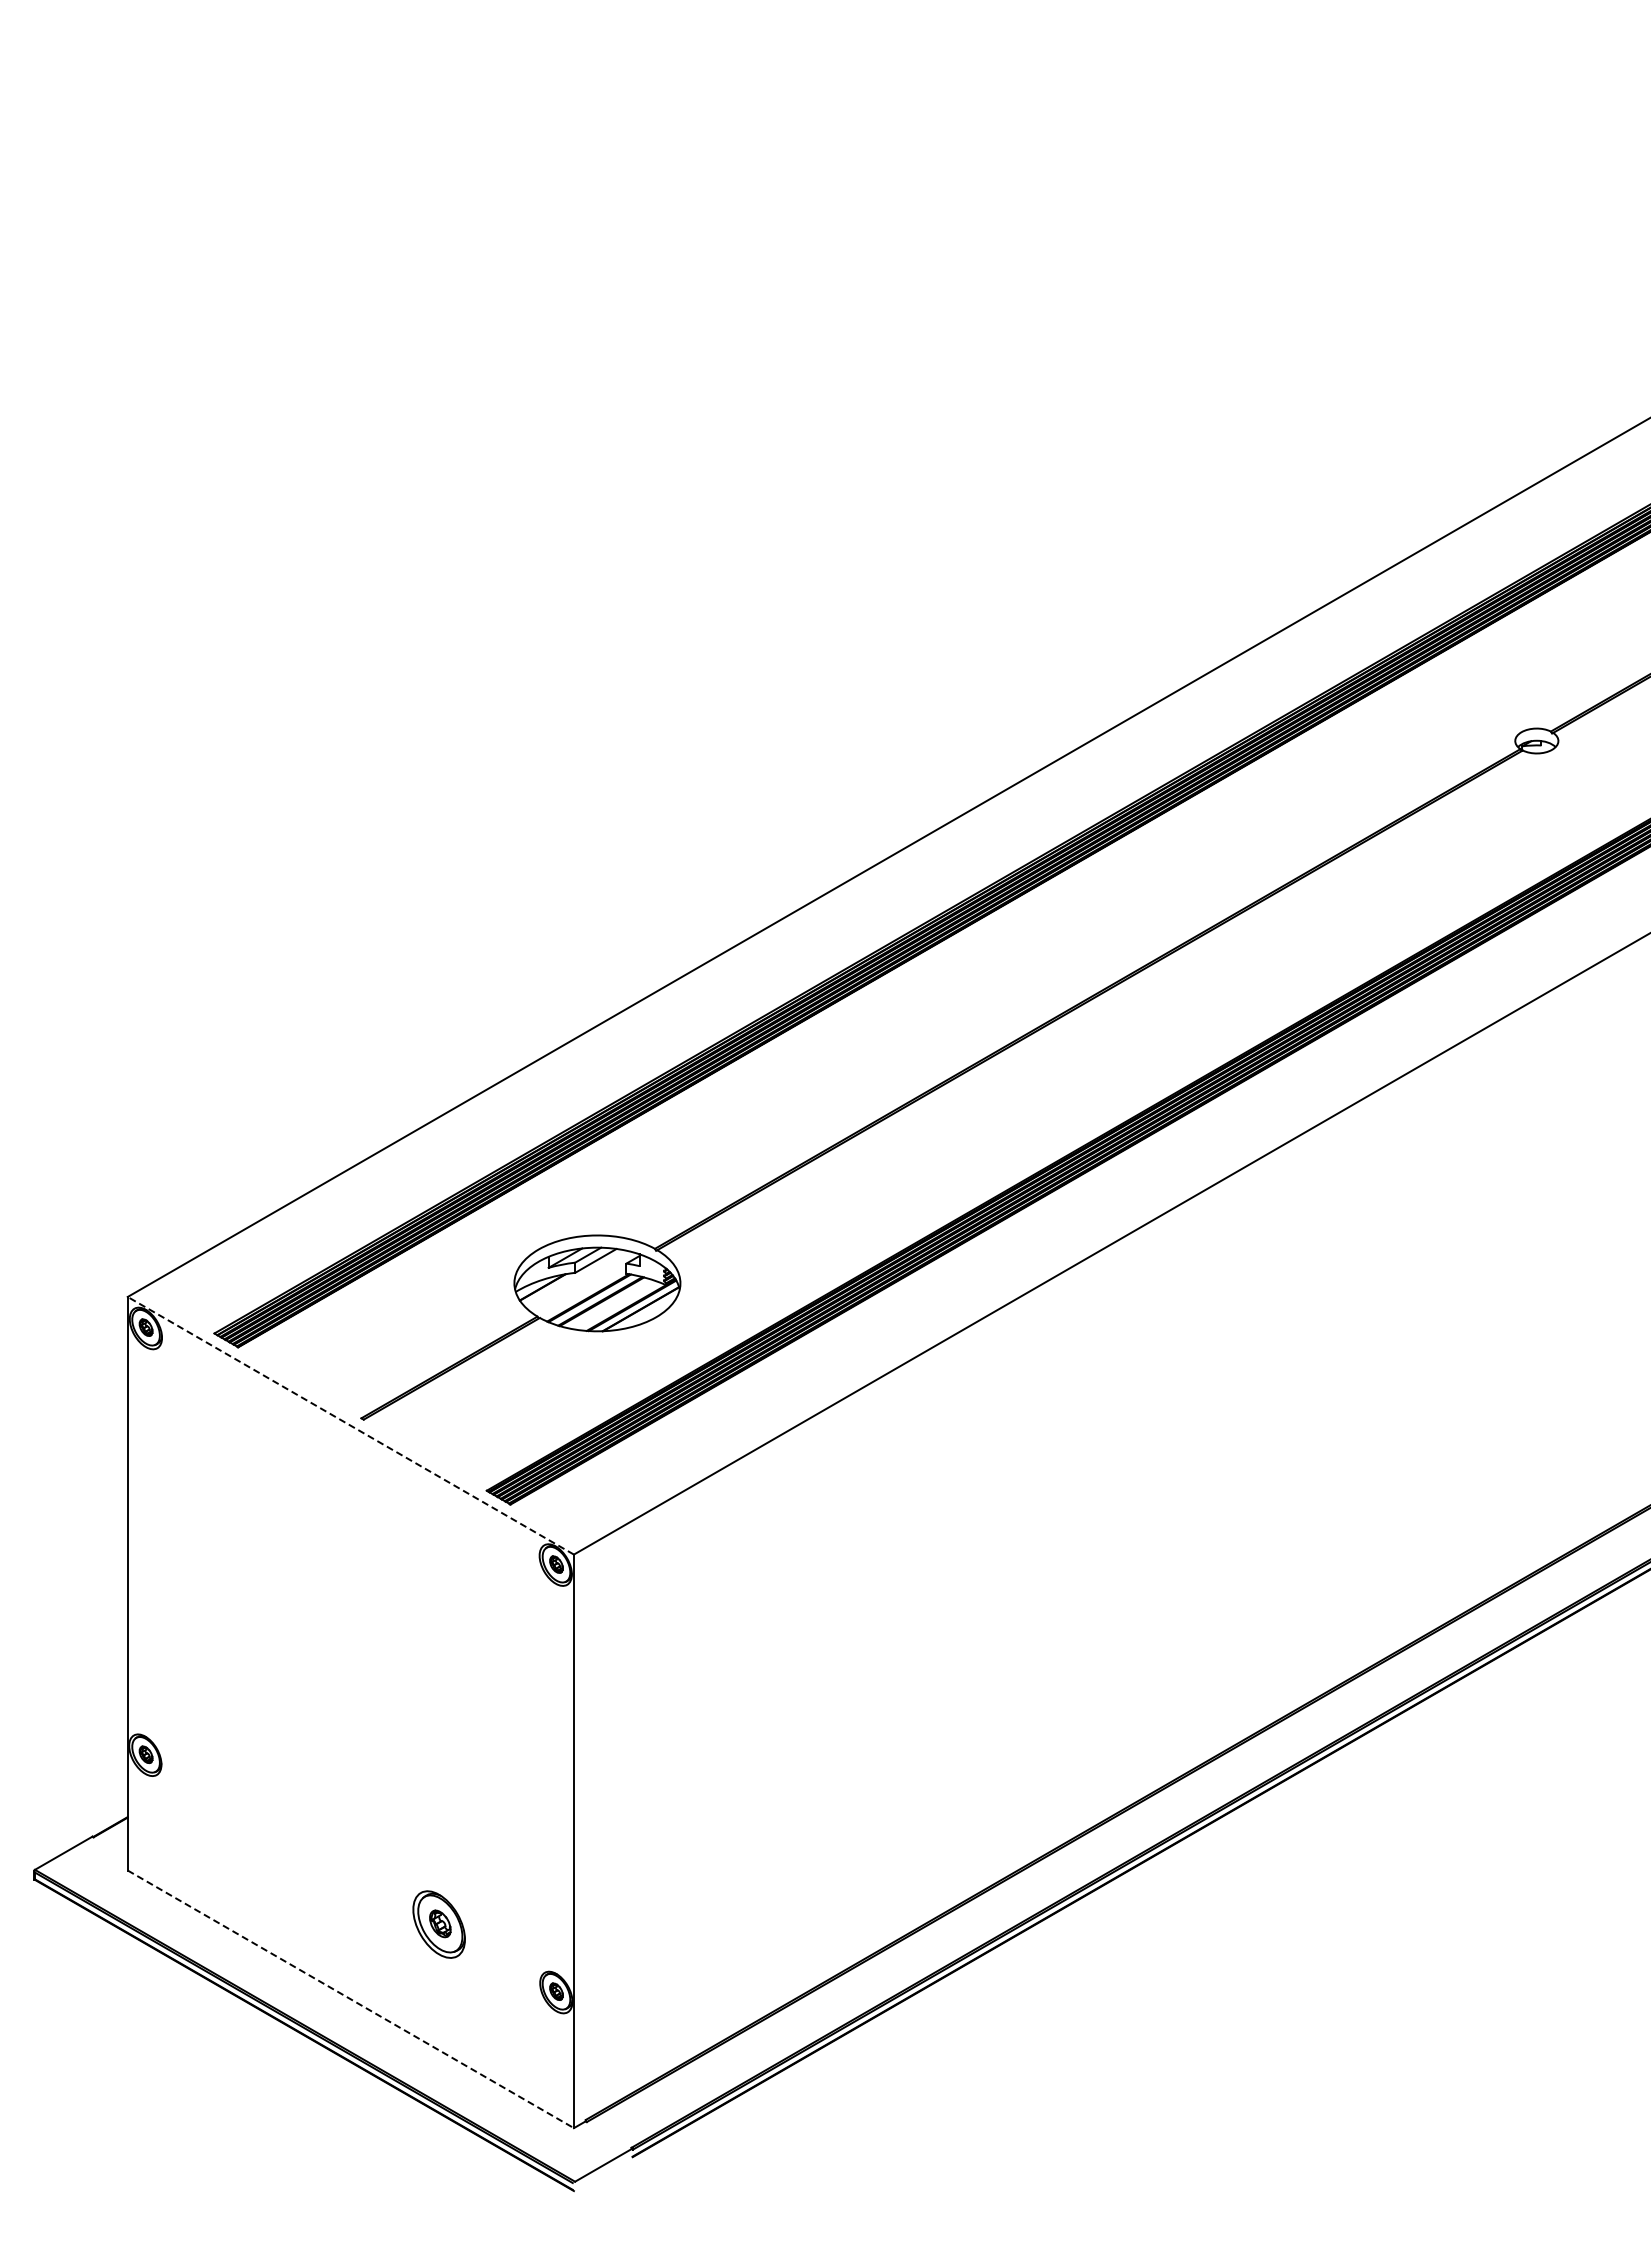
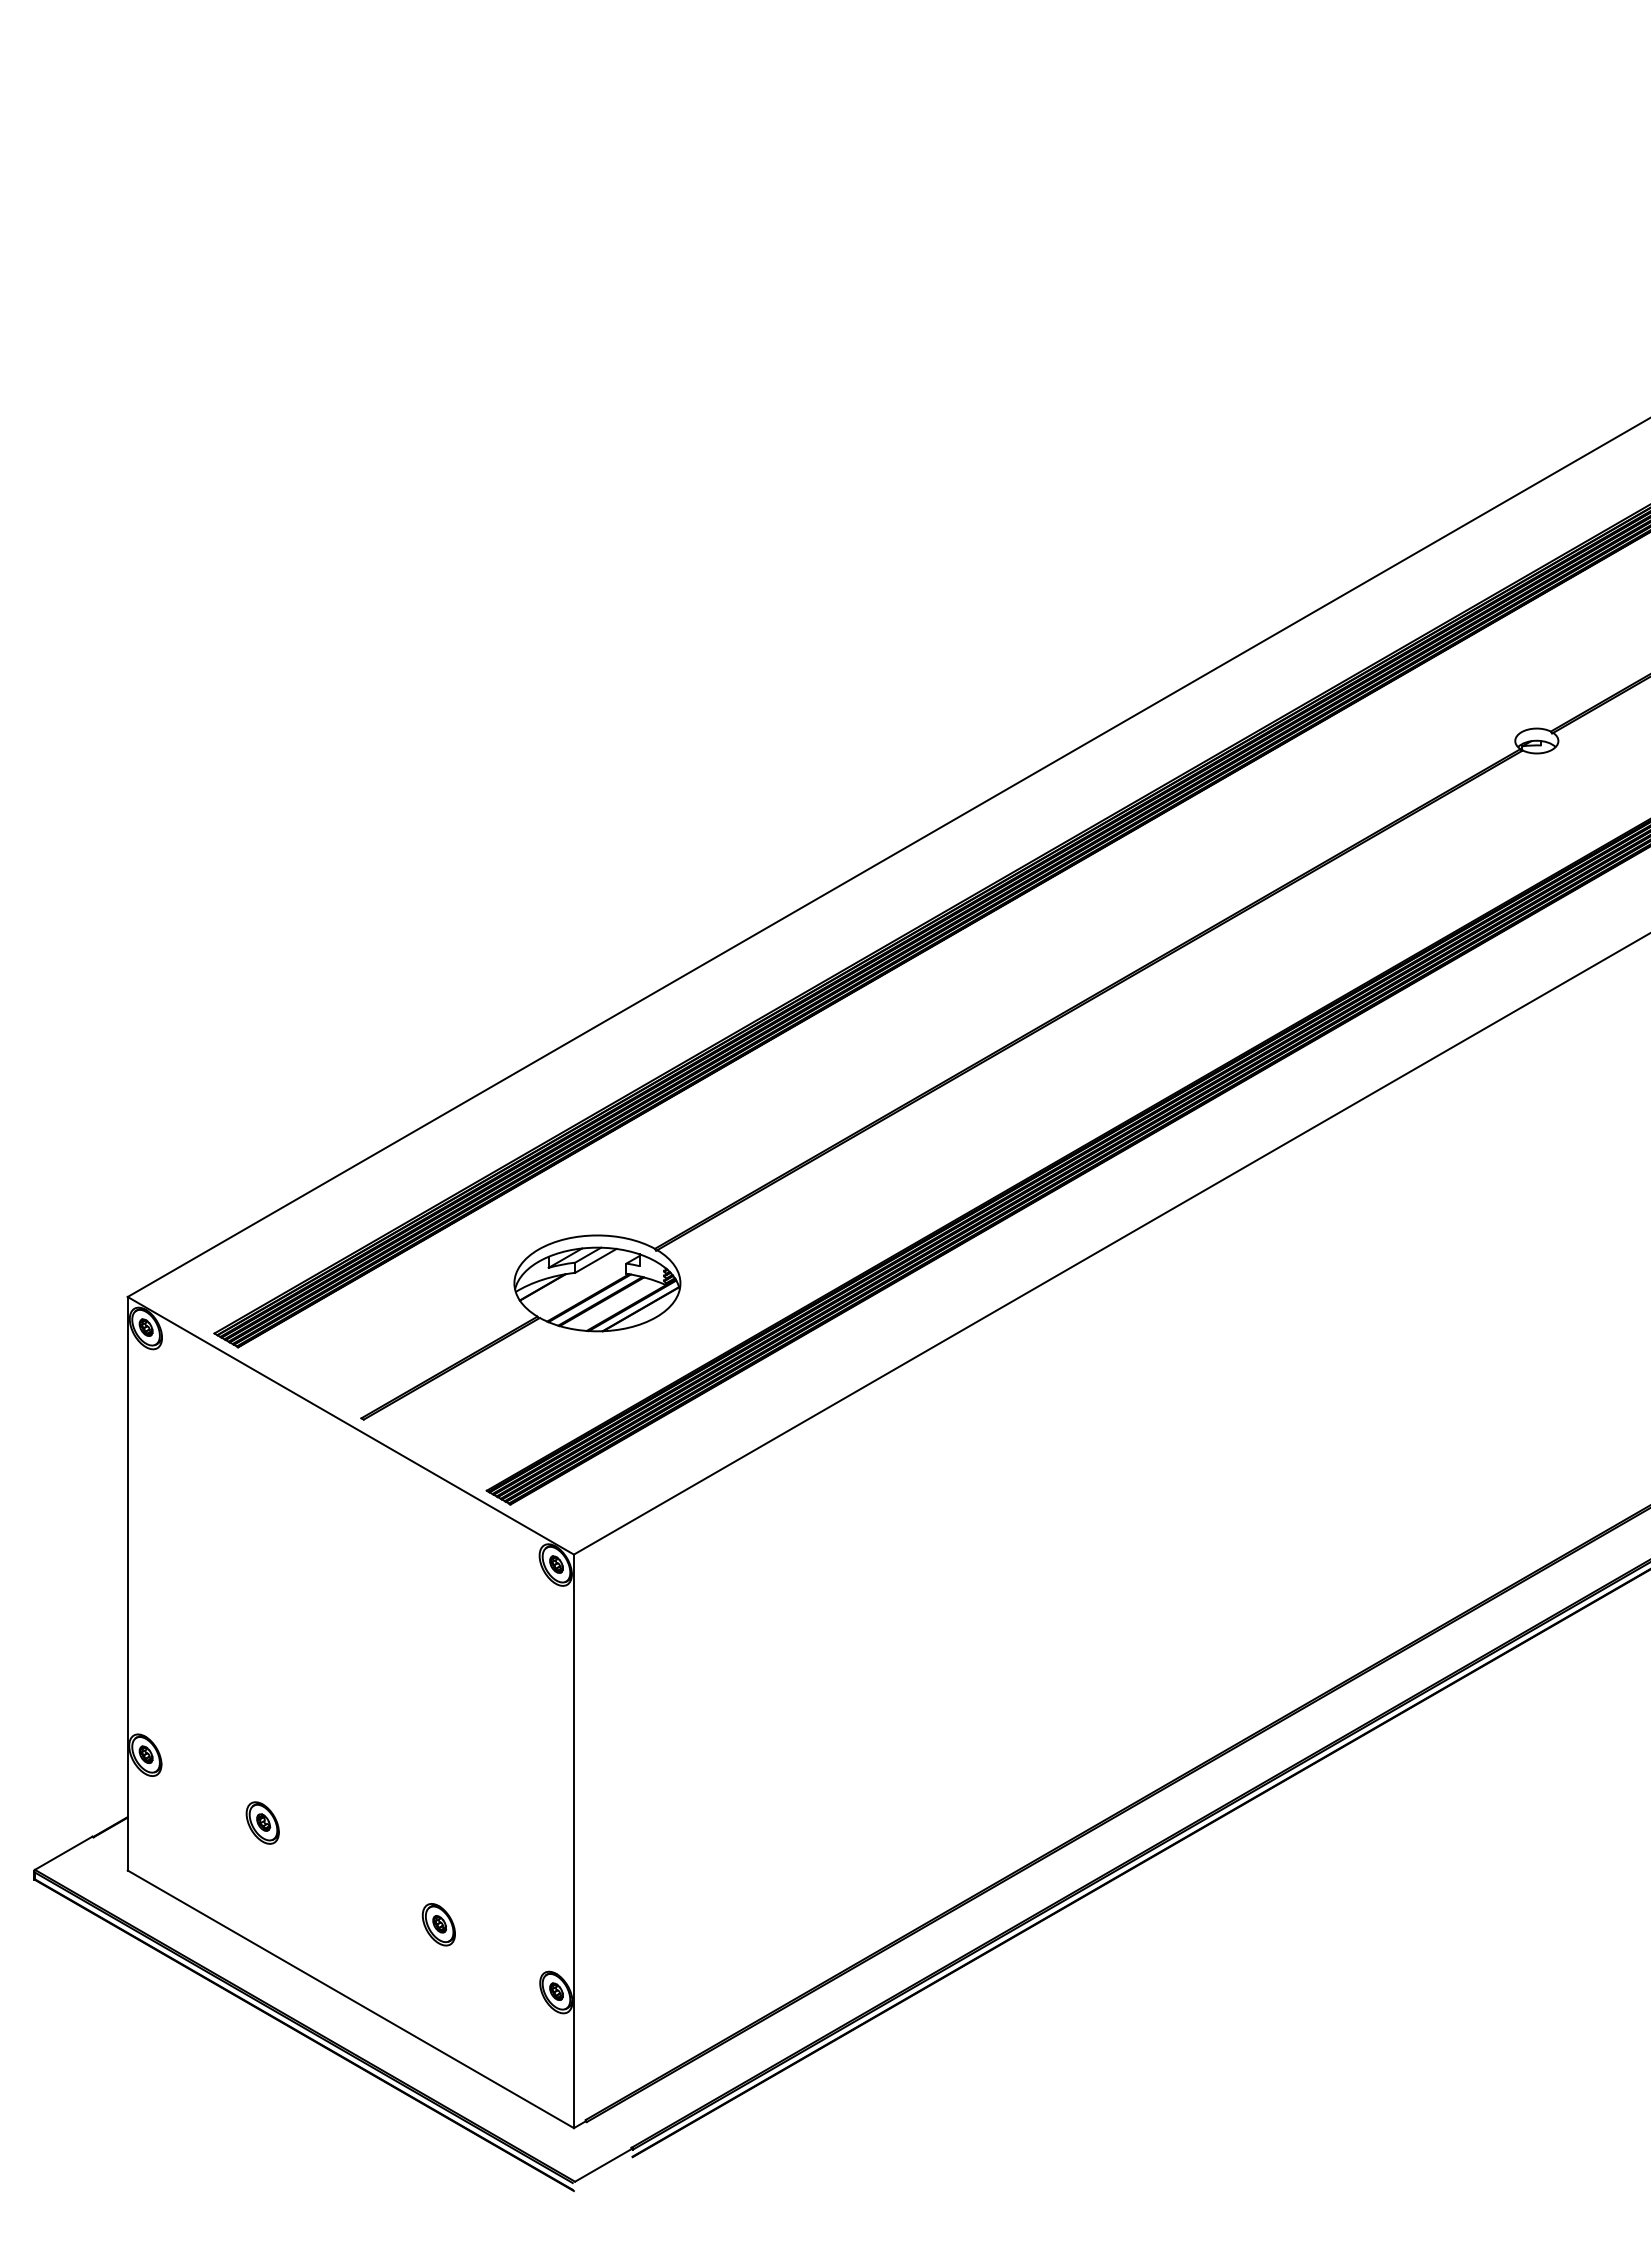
line: dashed -> solid (350, 1425)
part: none -> present (262, 1822)
part size: 54x69 px -> 35x44 px (438, 1924)
line: dashed -> solid (350, 1999)
